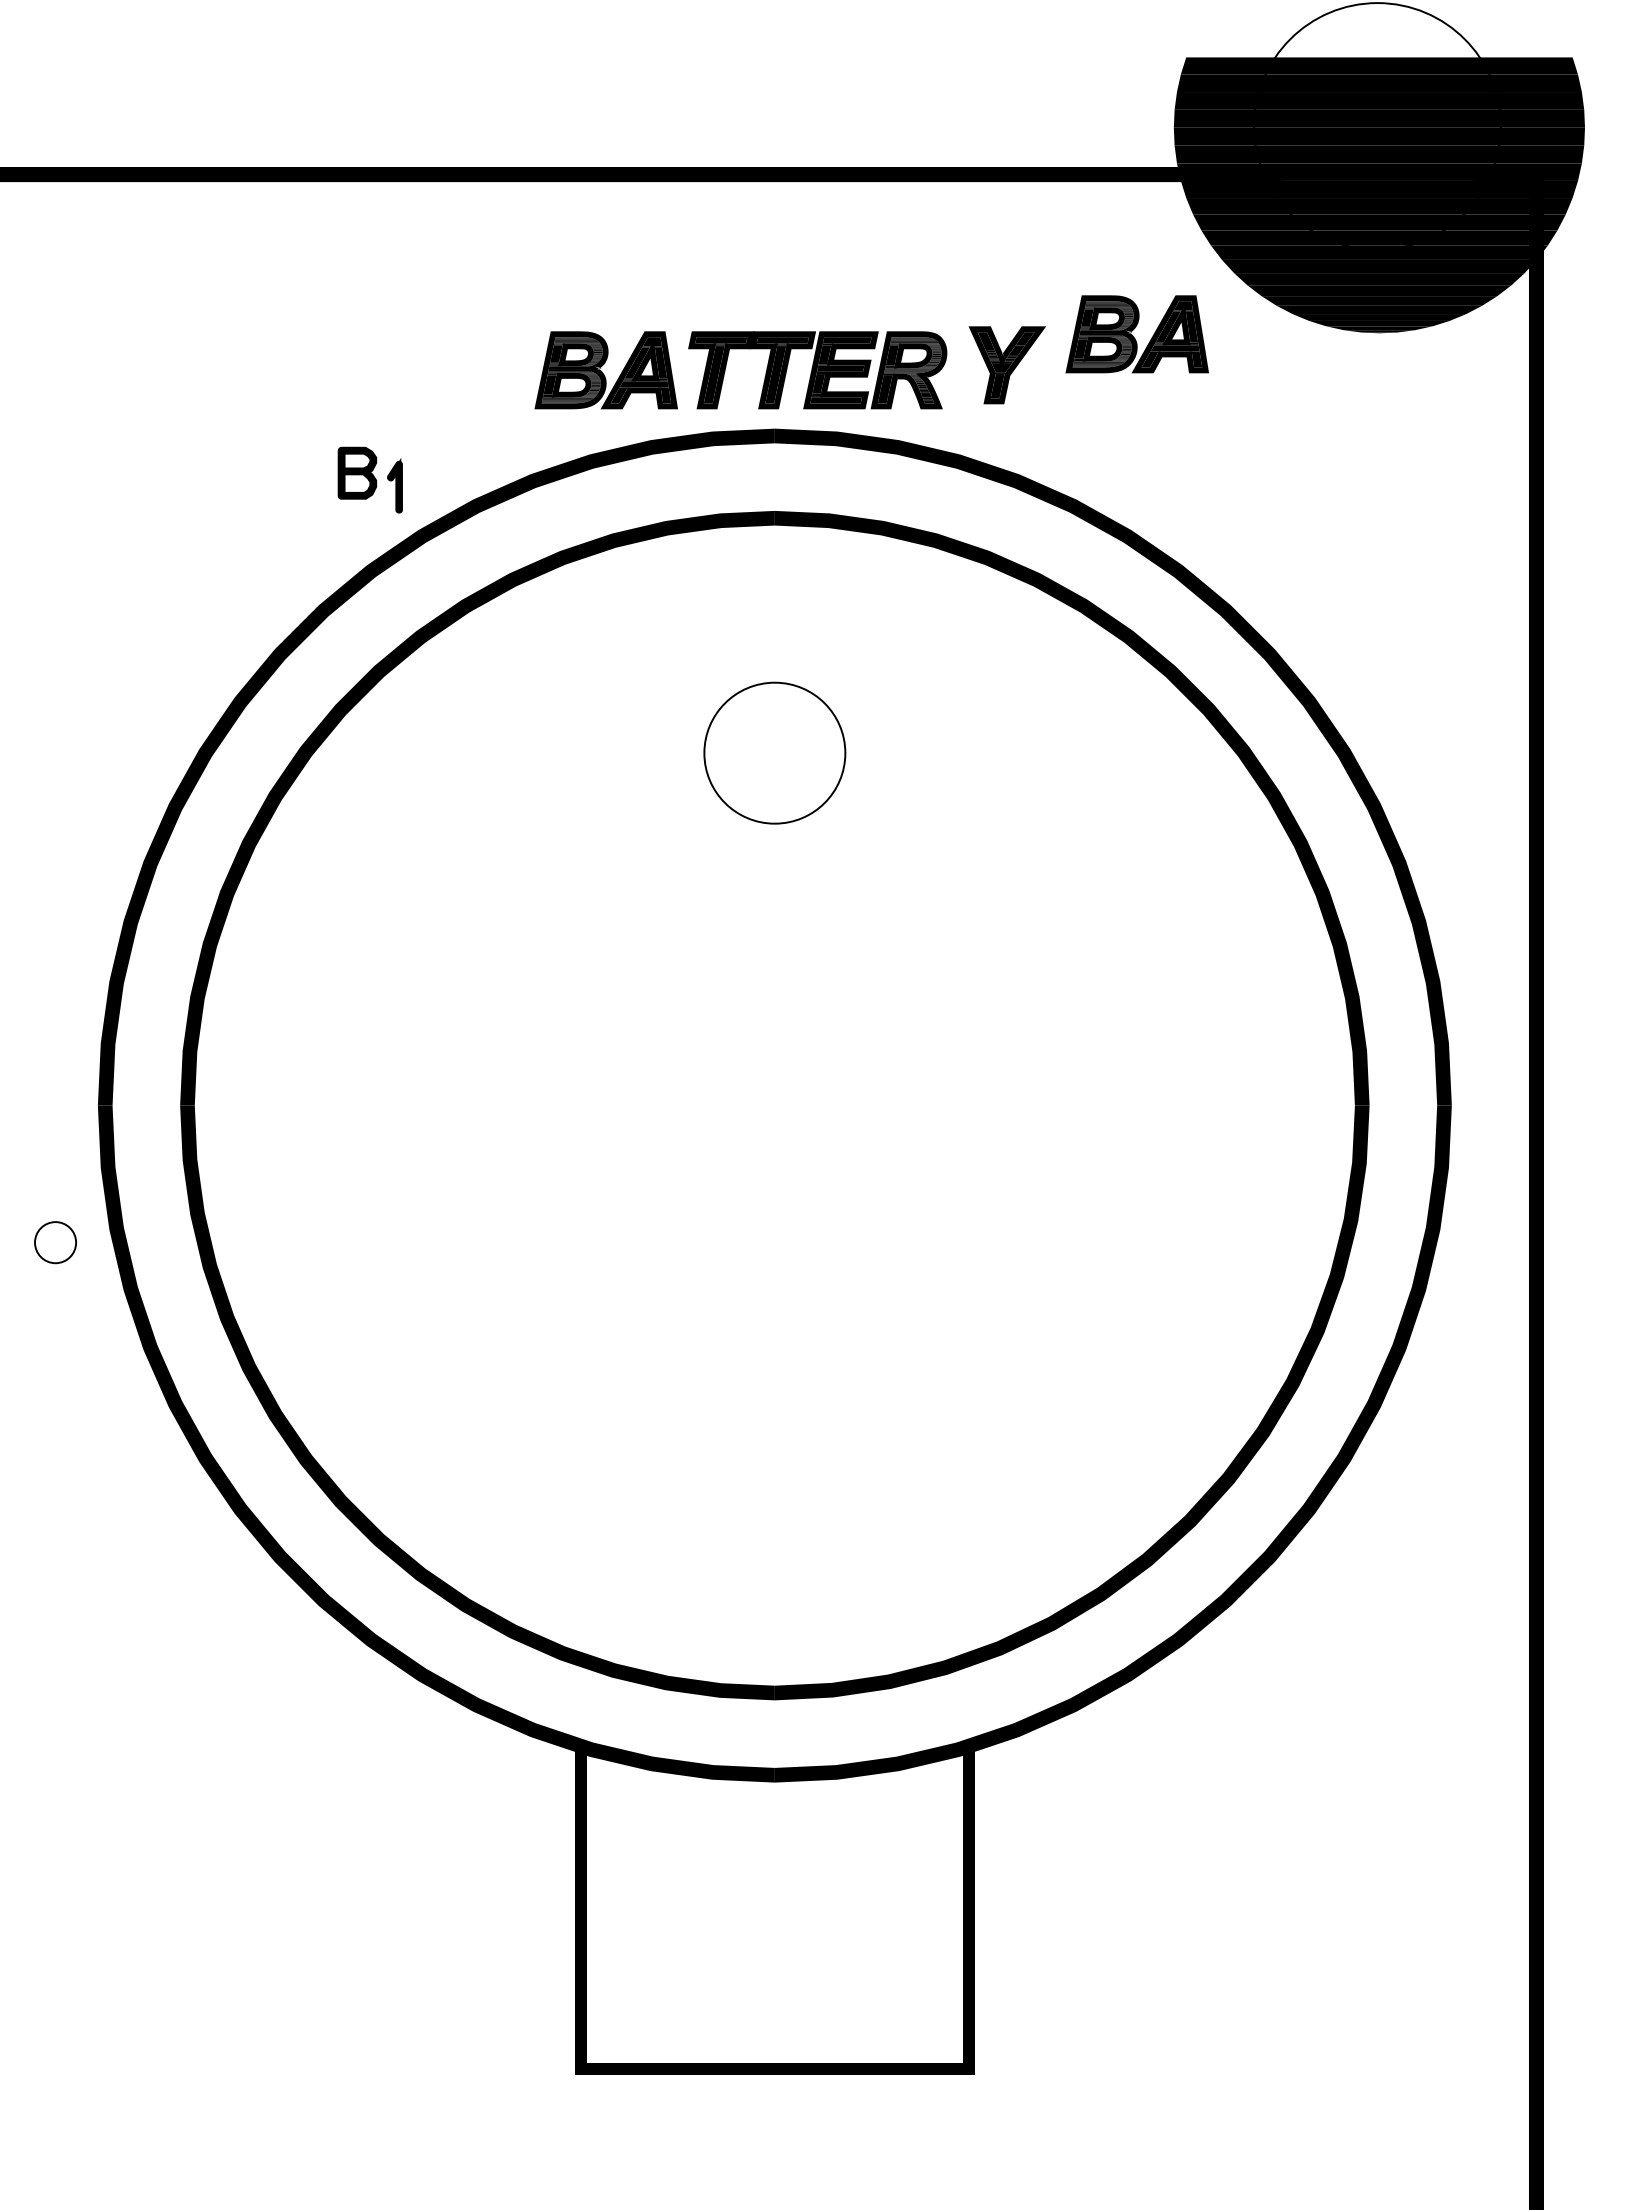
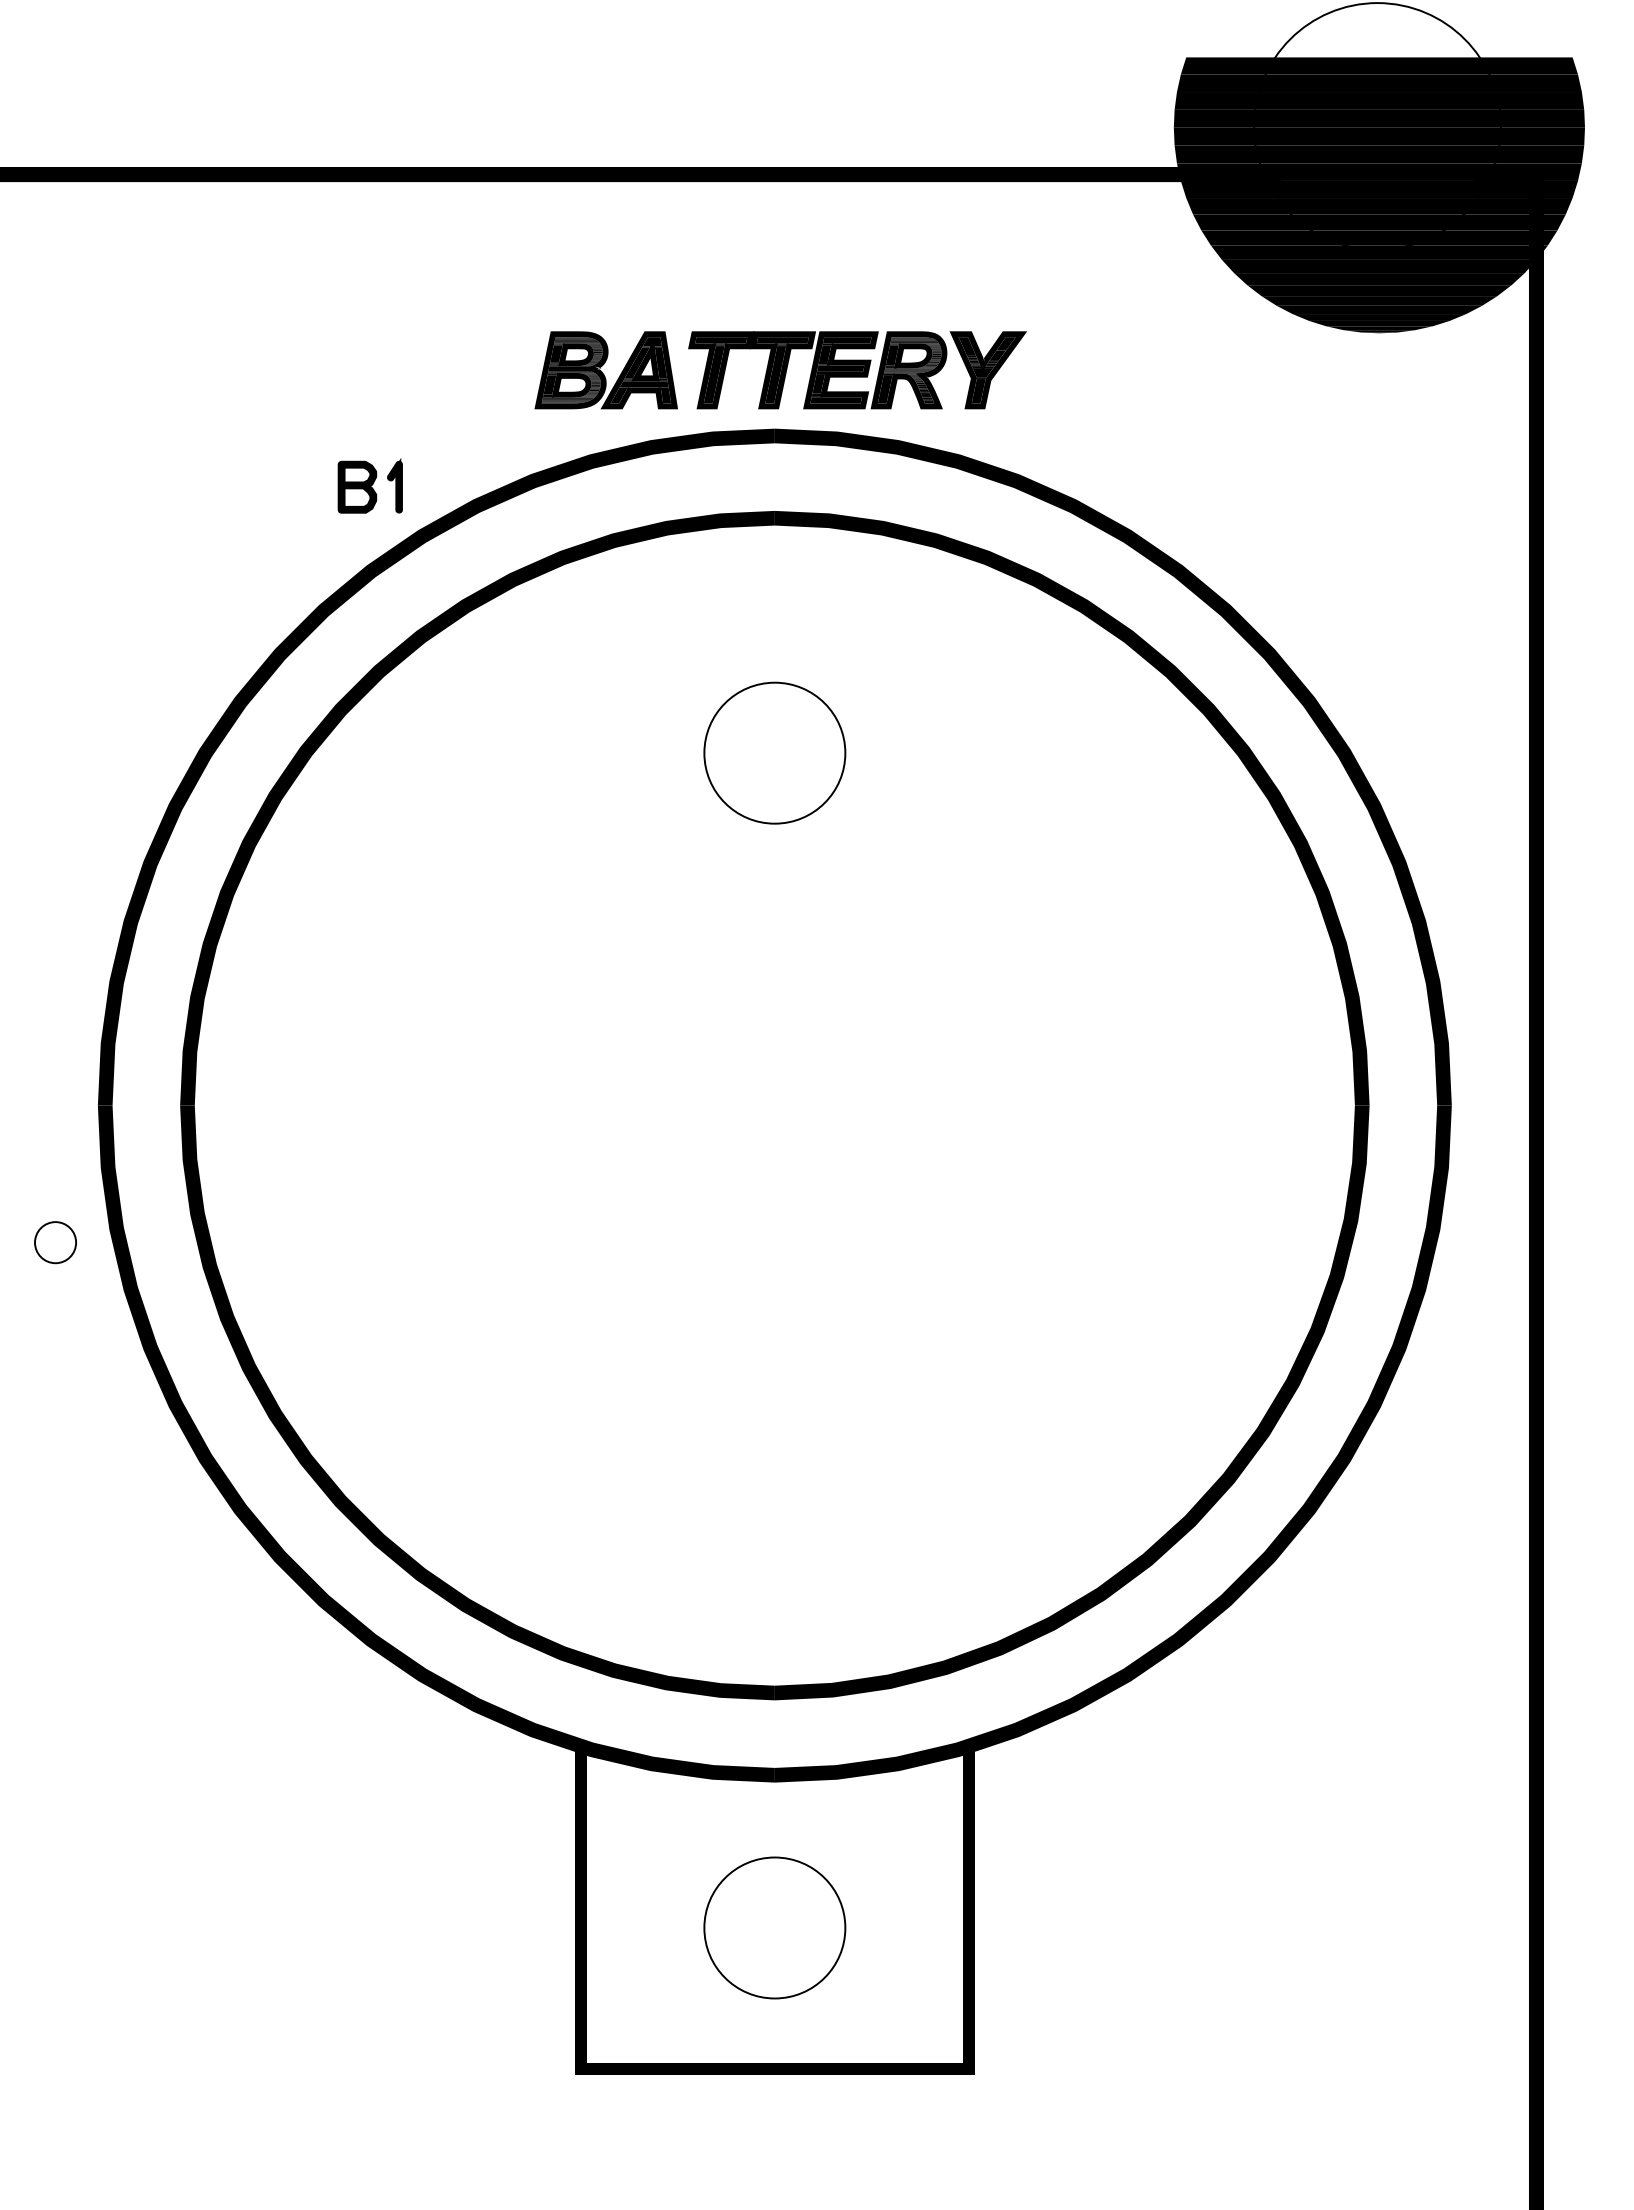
part: present -> none (1136, 334)
part position: (1006, 365) -> (987, 370) (987, 370)
part position: (357, 472) -> (357, 486) (357, 486)
part: none -> present (774, 1927)
